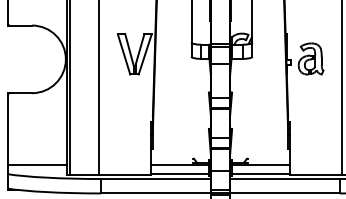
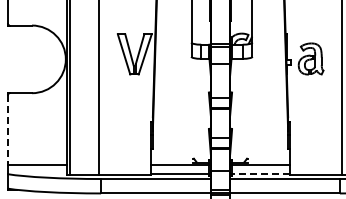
line: solid -> dashed (7, 129)
line: solid -> dashed (260, 174)
